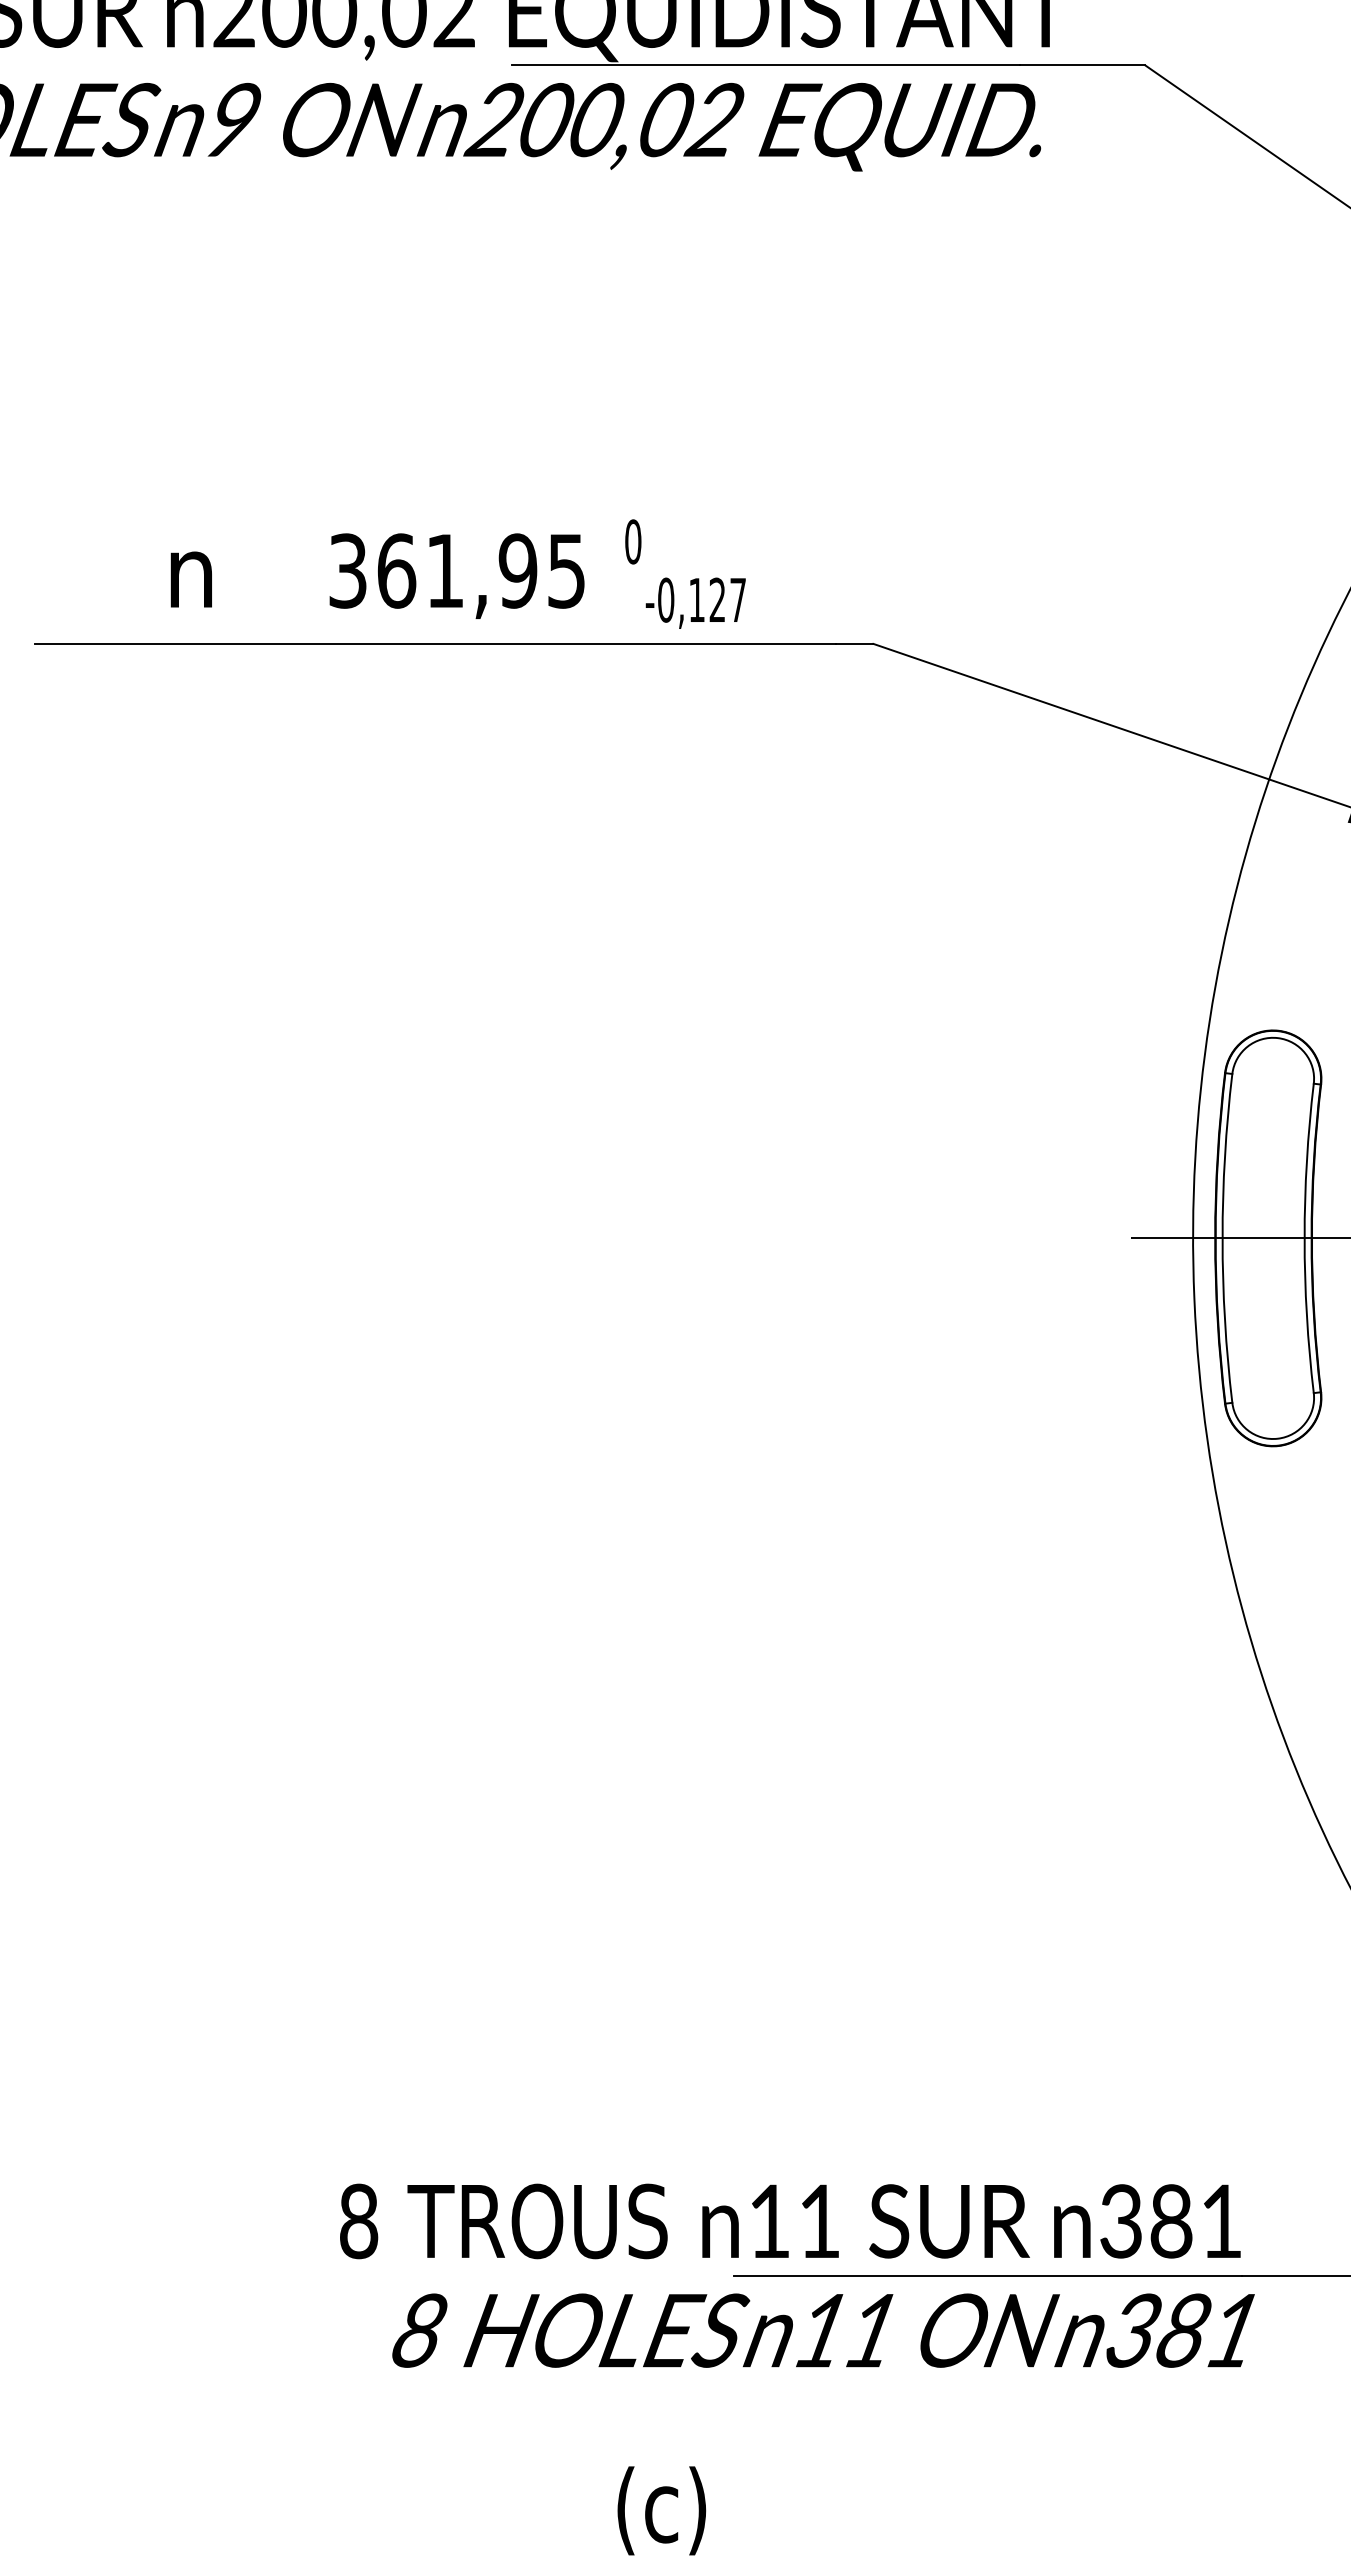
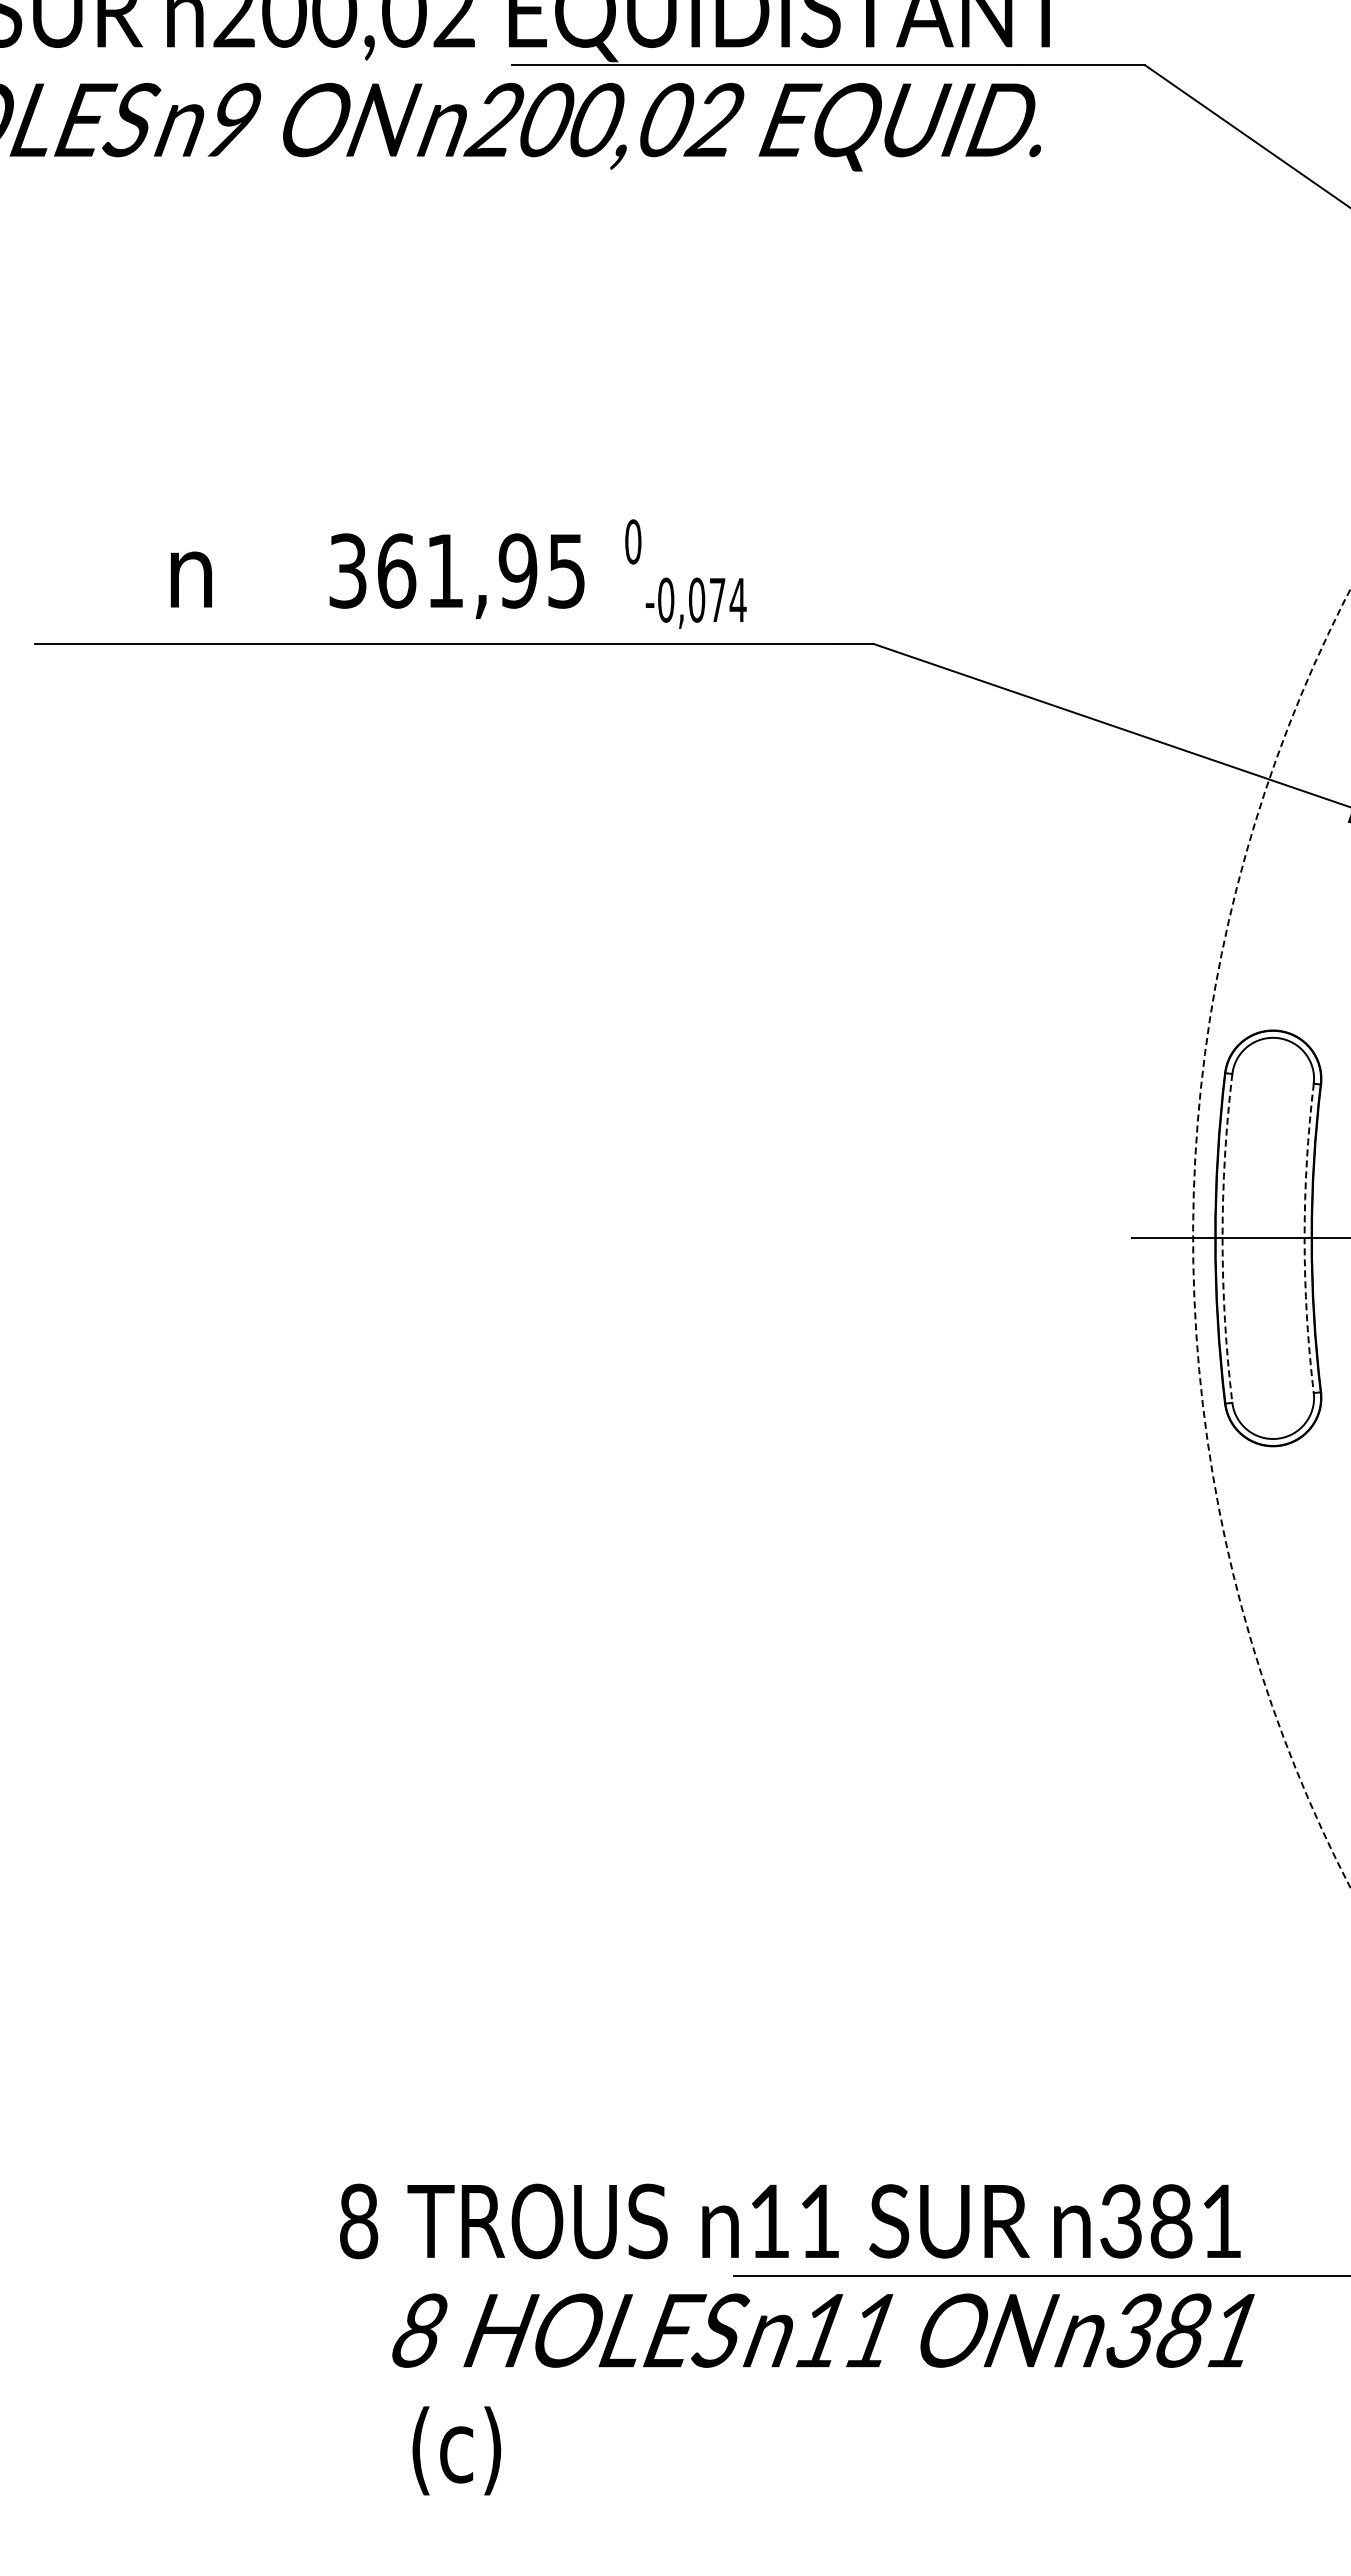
text: -0,127 -> -0,074 (717, 599)
arc: solid -> dashed (1193, 1237)
arc: solid -> dashed (1222, 1238)
arc: solid -> dashed (1304, 1238)
text position: (661, 2510) -> (456, 2450) (456, 2450)
